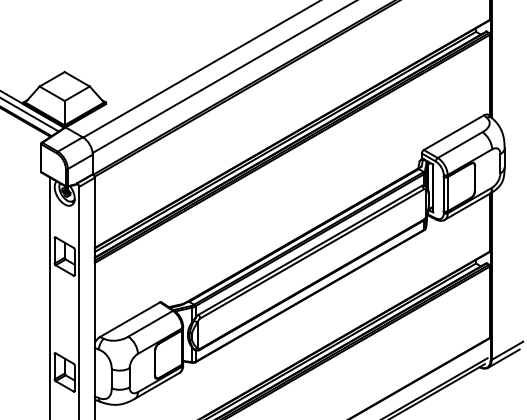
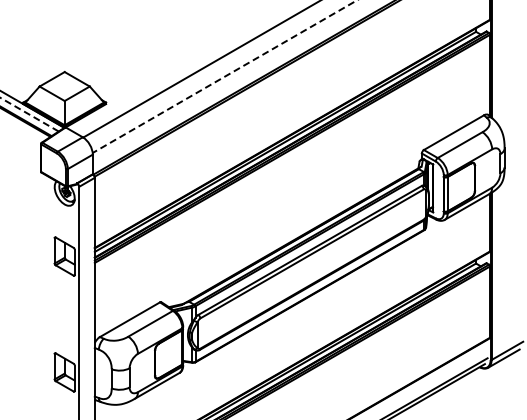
line: solid -> dashed (224, 76)
line: solid -> dashed (29, 114)
line: present -> none (50, 296)
